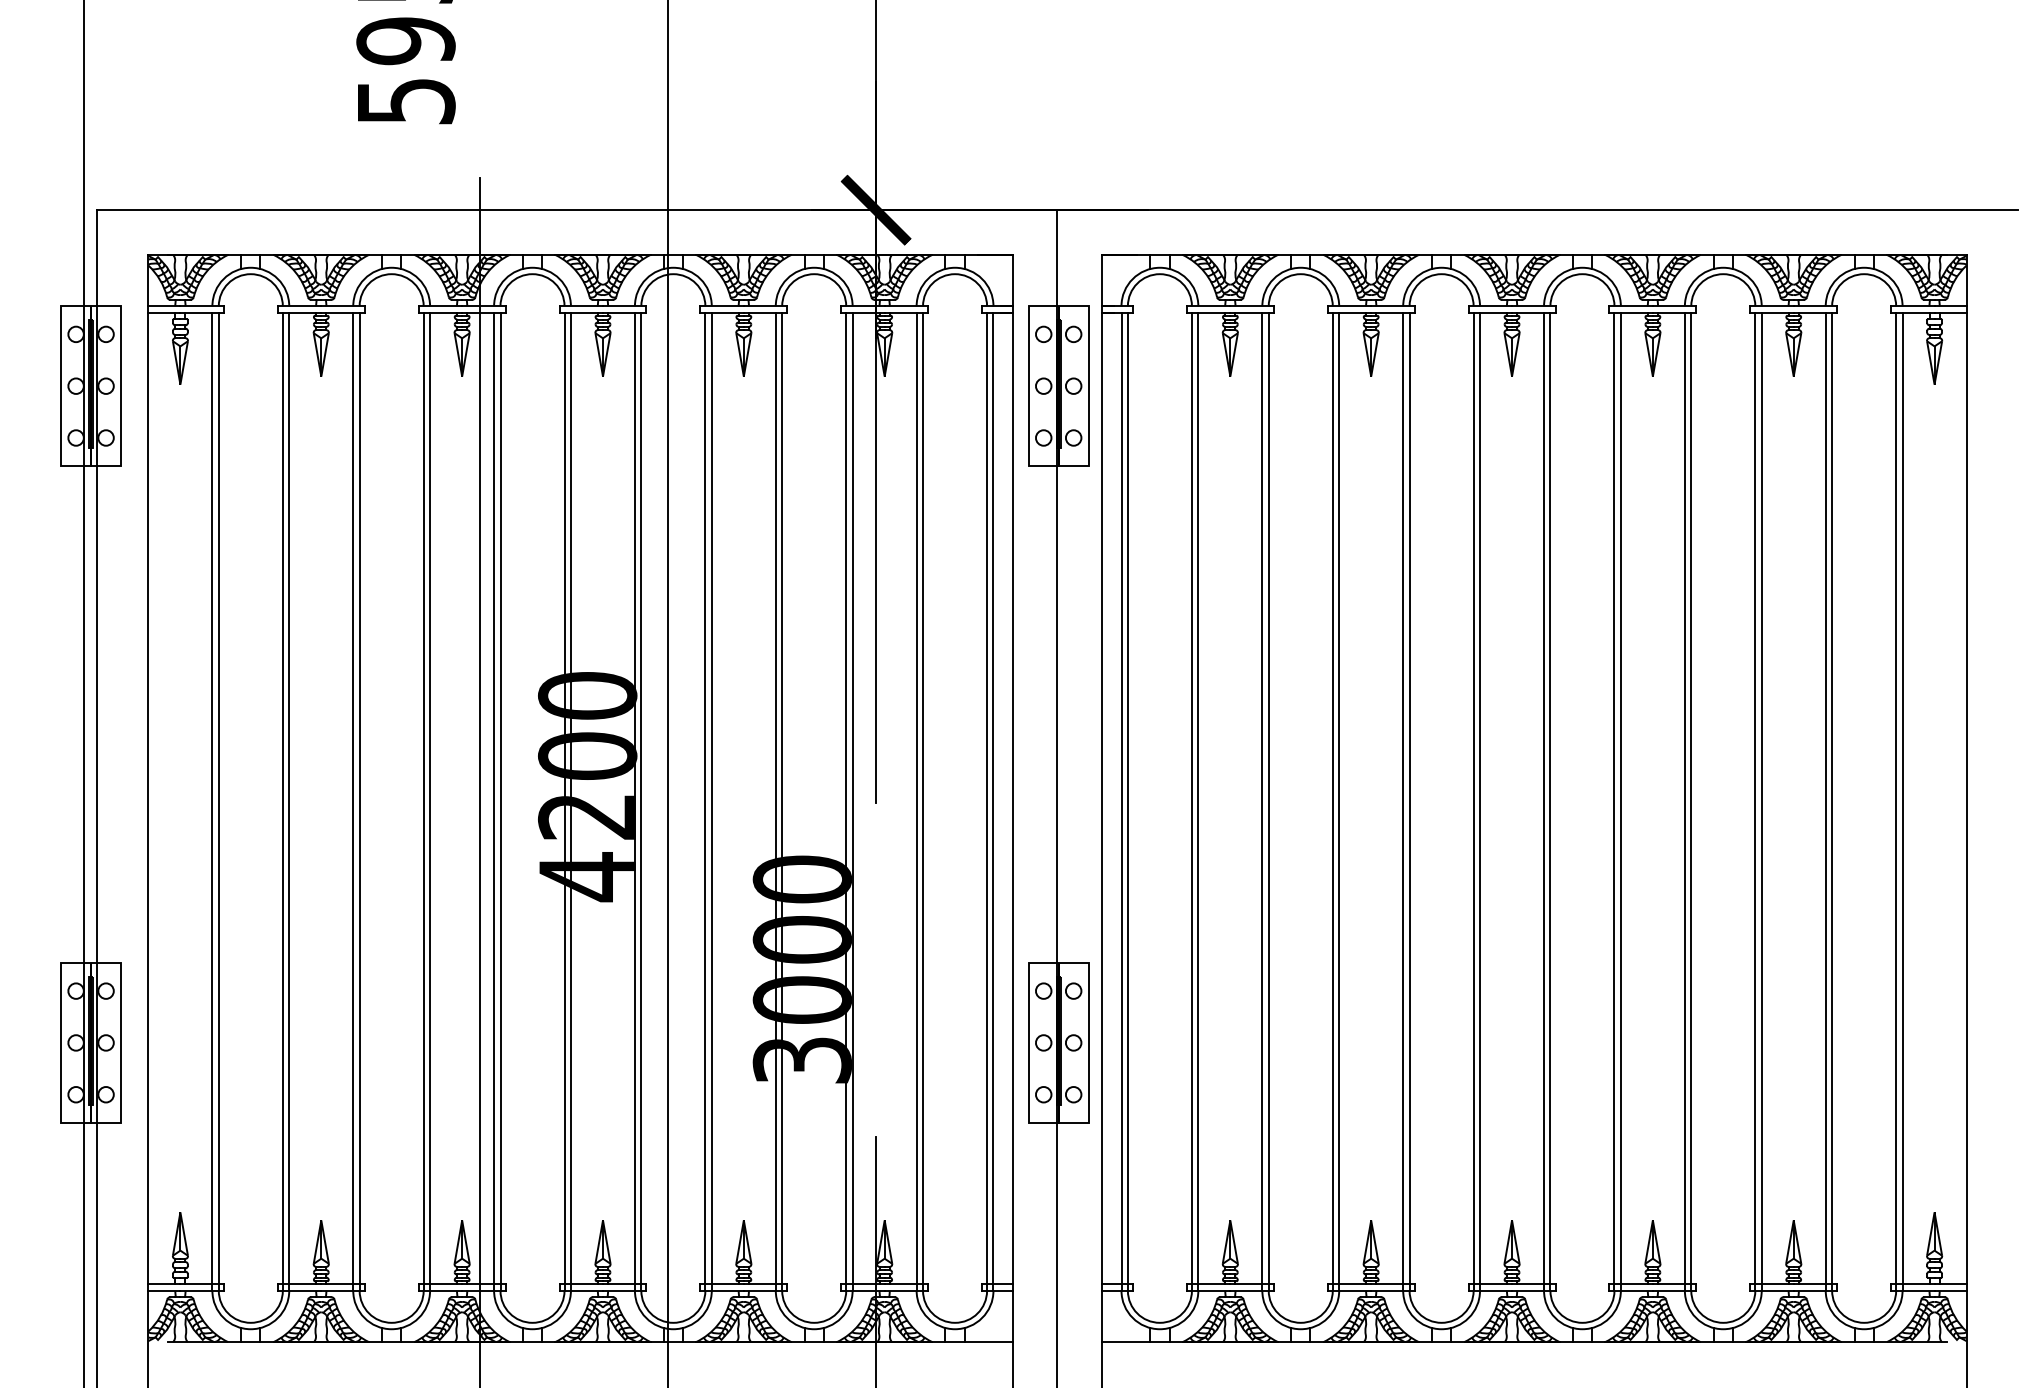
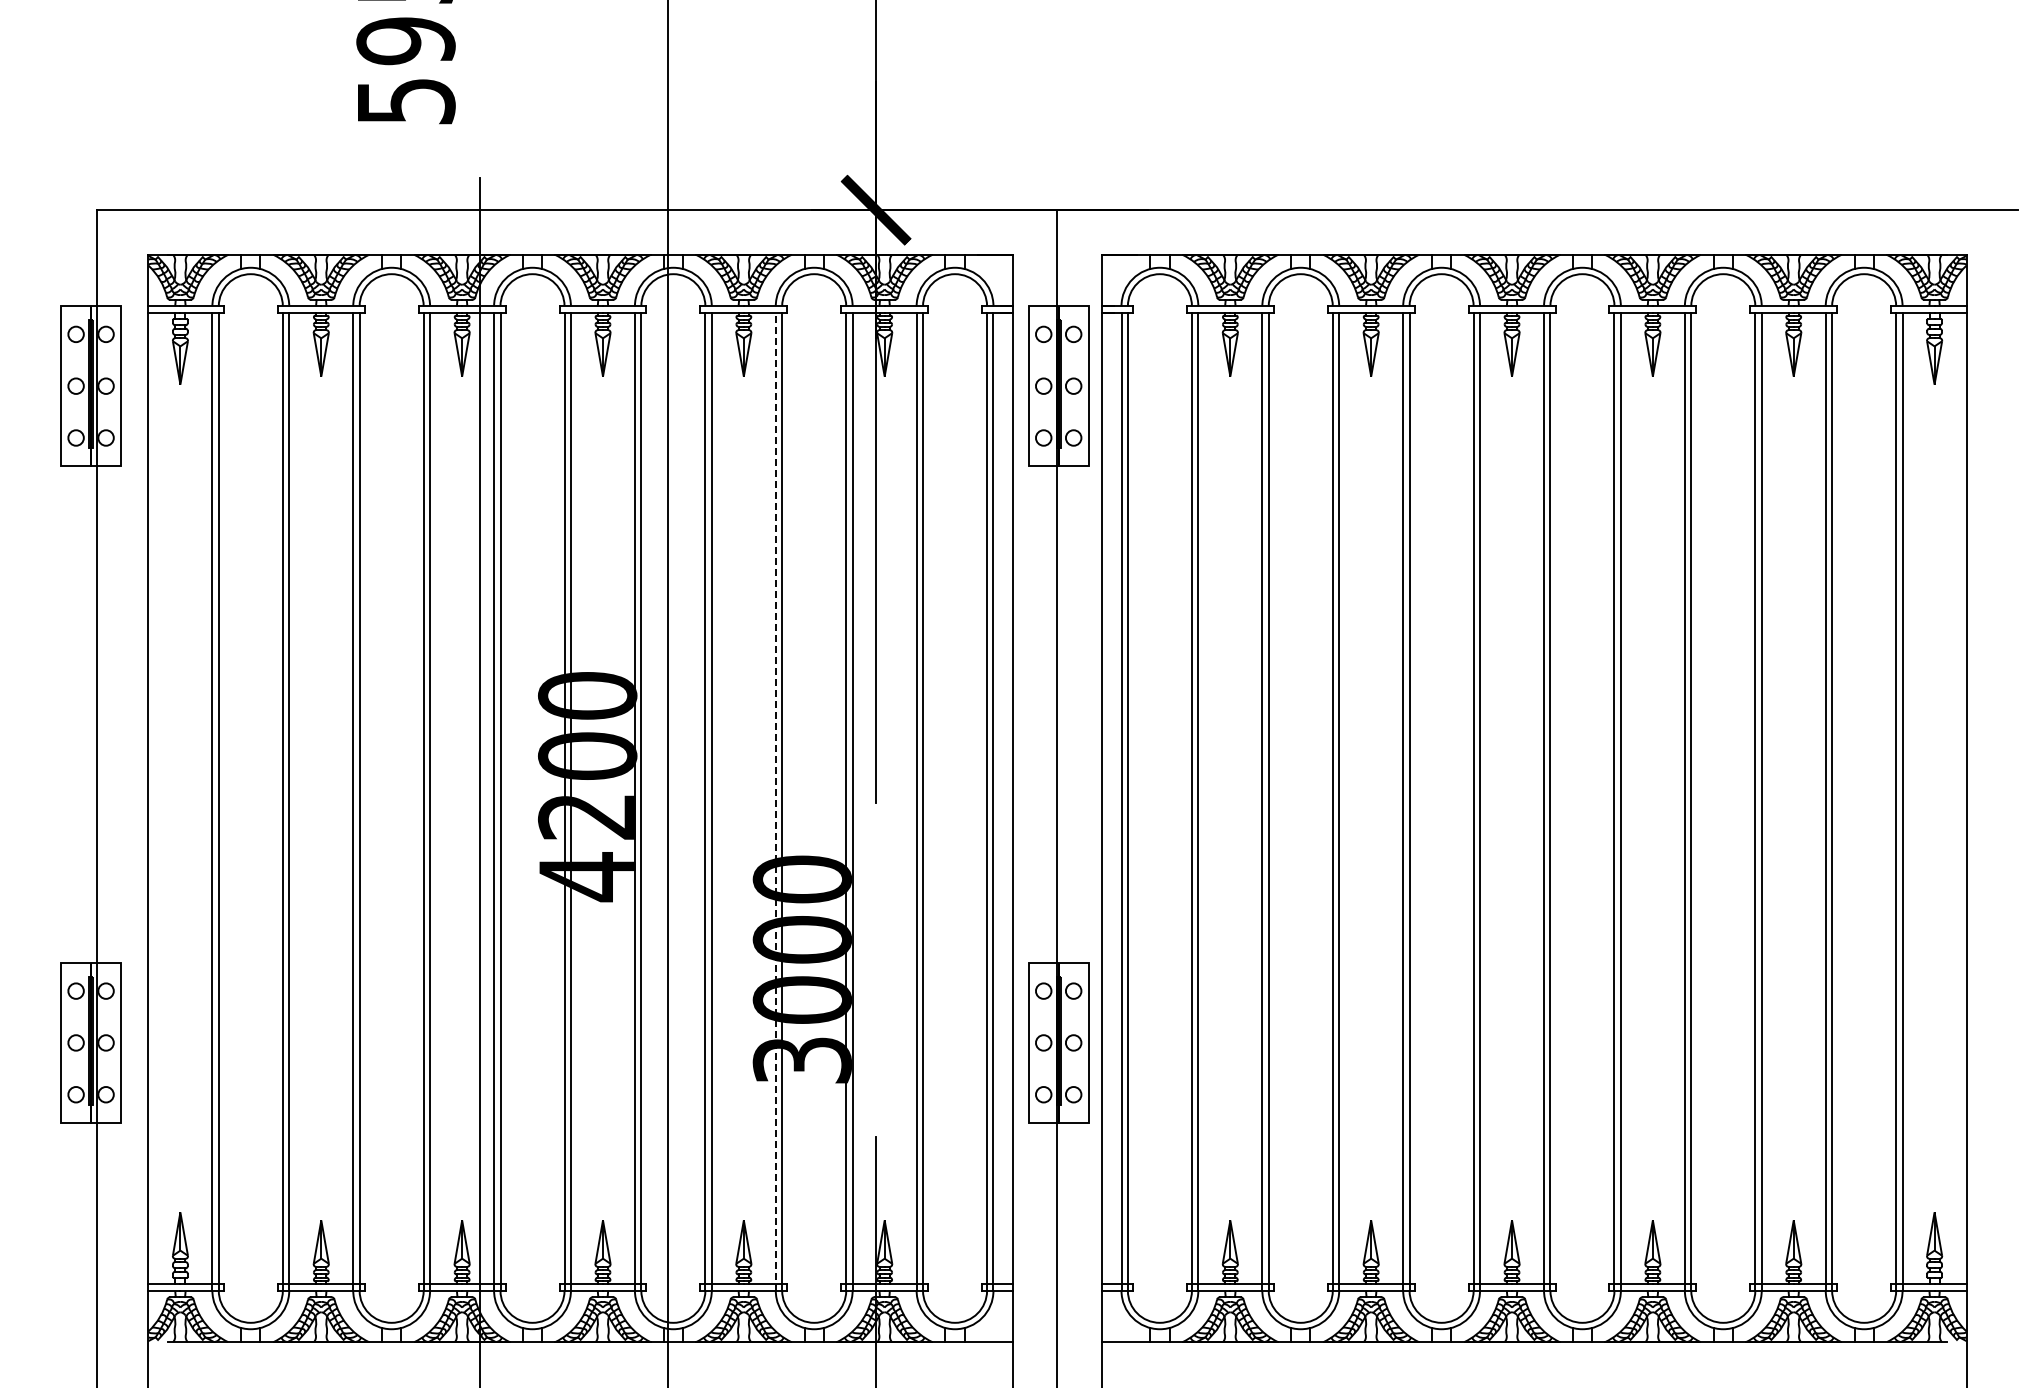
line: present -> none (84, 693)
line: solid -> dashed (775, 801)
